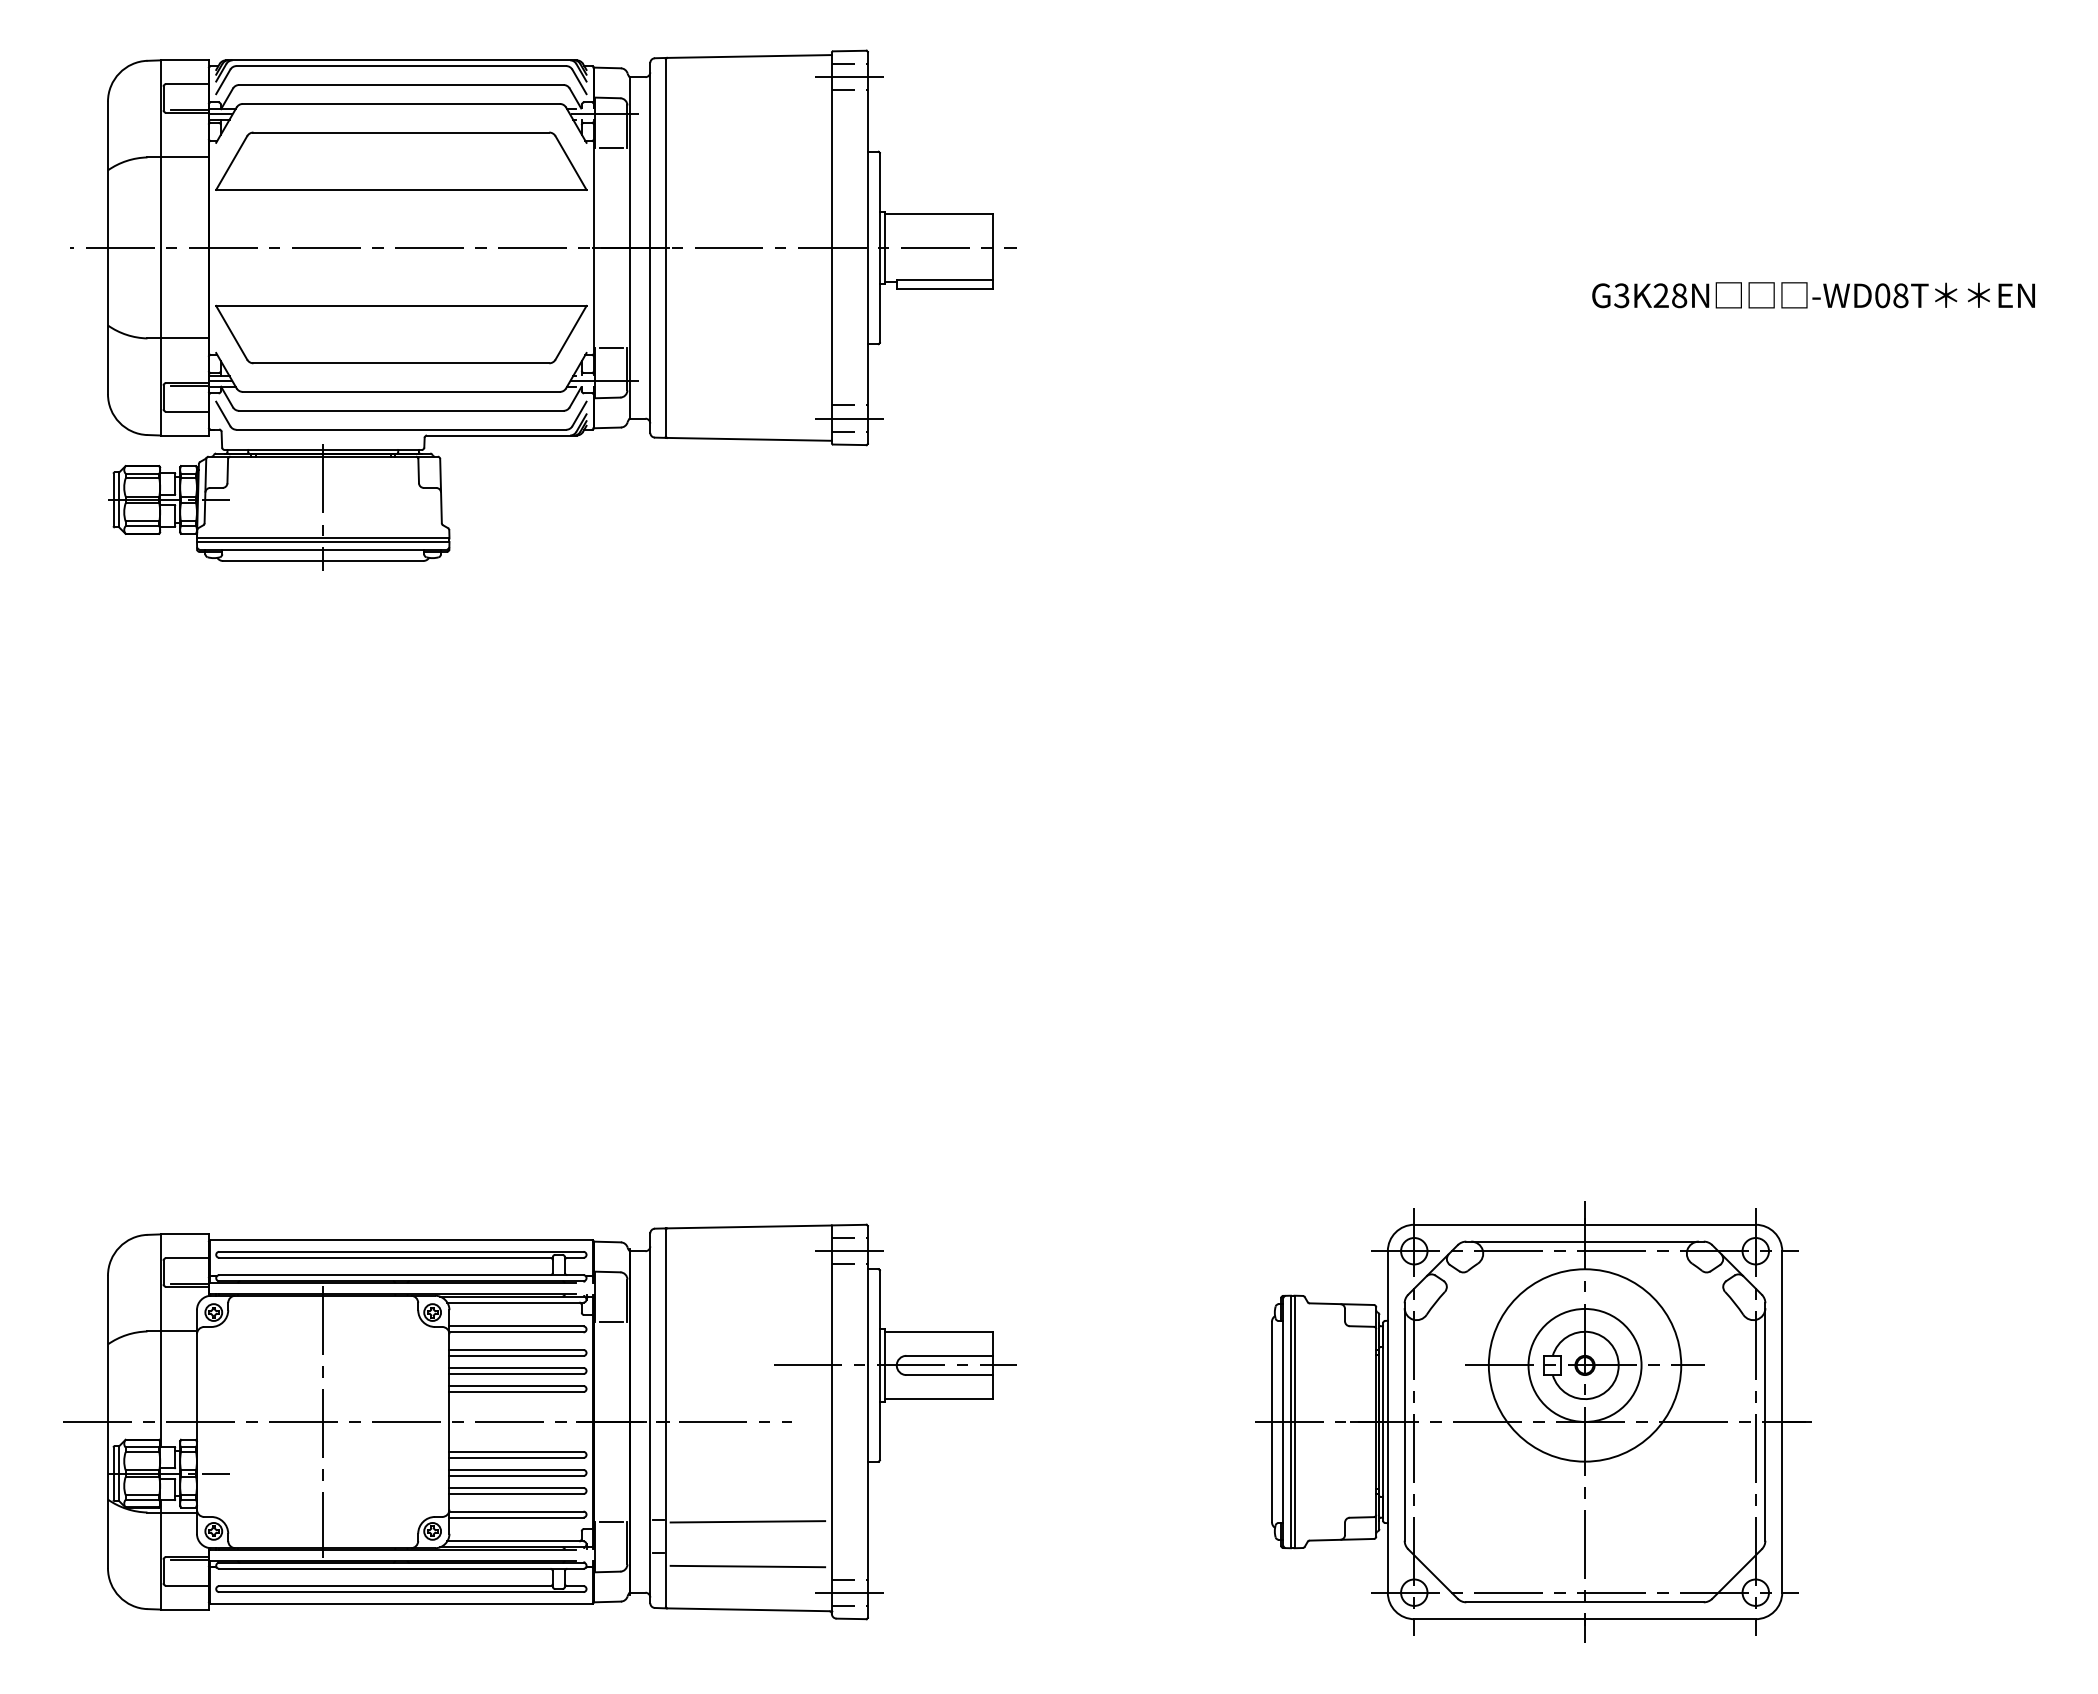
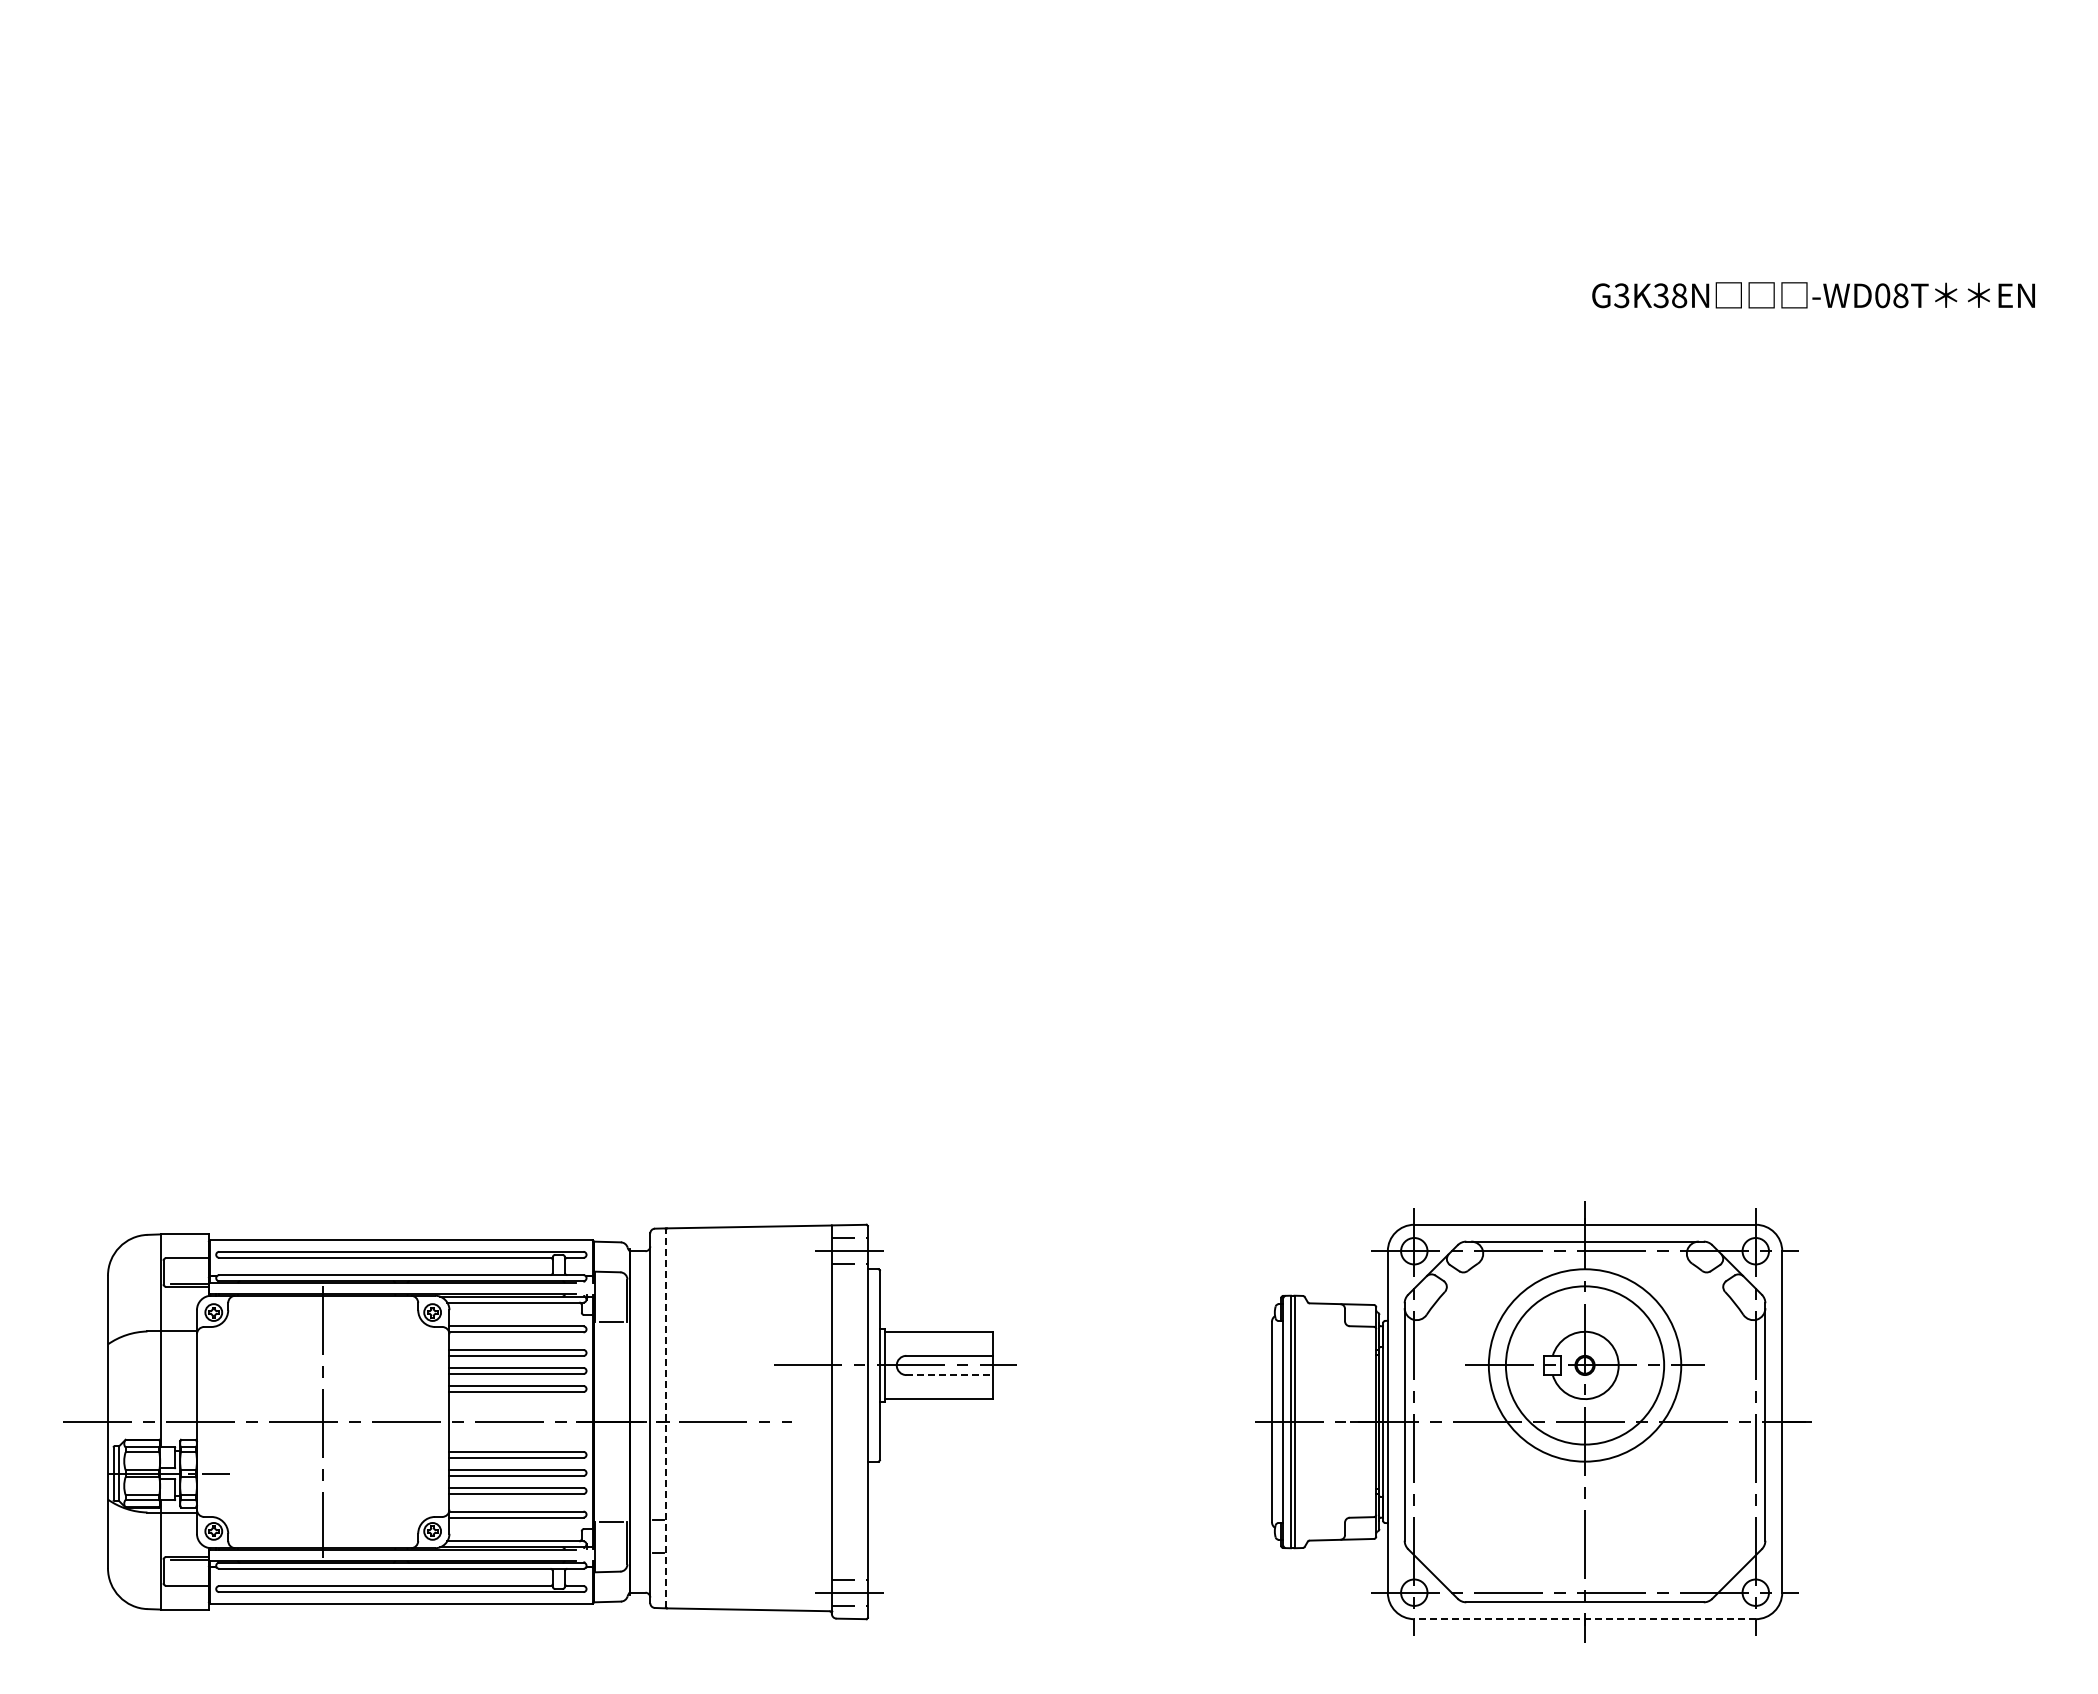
text: G3K28N -> G3K38N (1660, 295)
part: present -> none (543, 309)
circle diameter: 113 px -> 158 px (1584, 1365)
line: solid -> dashed (950, 1375)
line: solid -> dashed (665, 1418)
line: present -> none (747, 1521)
line: present -> none (747, 1566)
line: solid -> dashed (1585, 1619)
